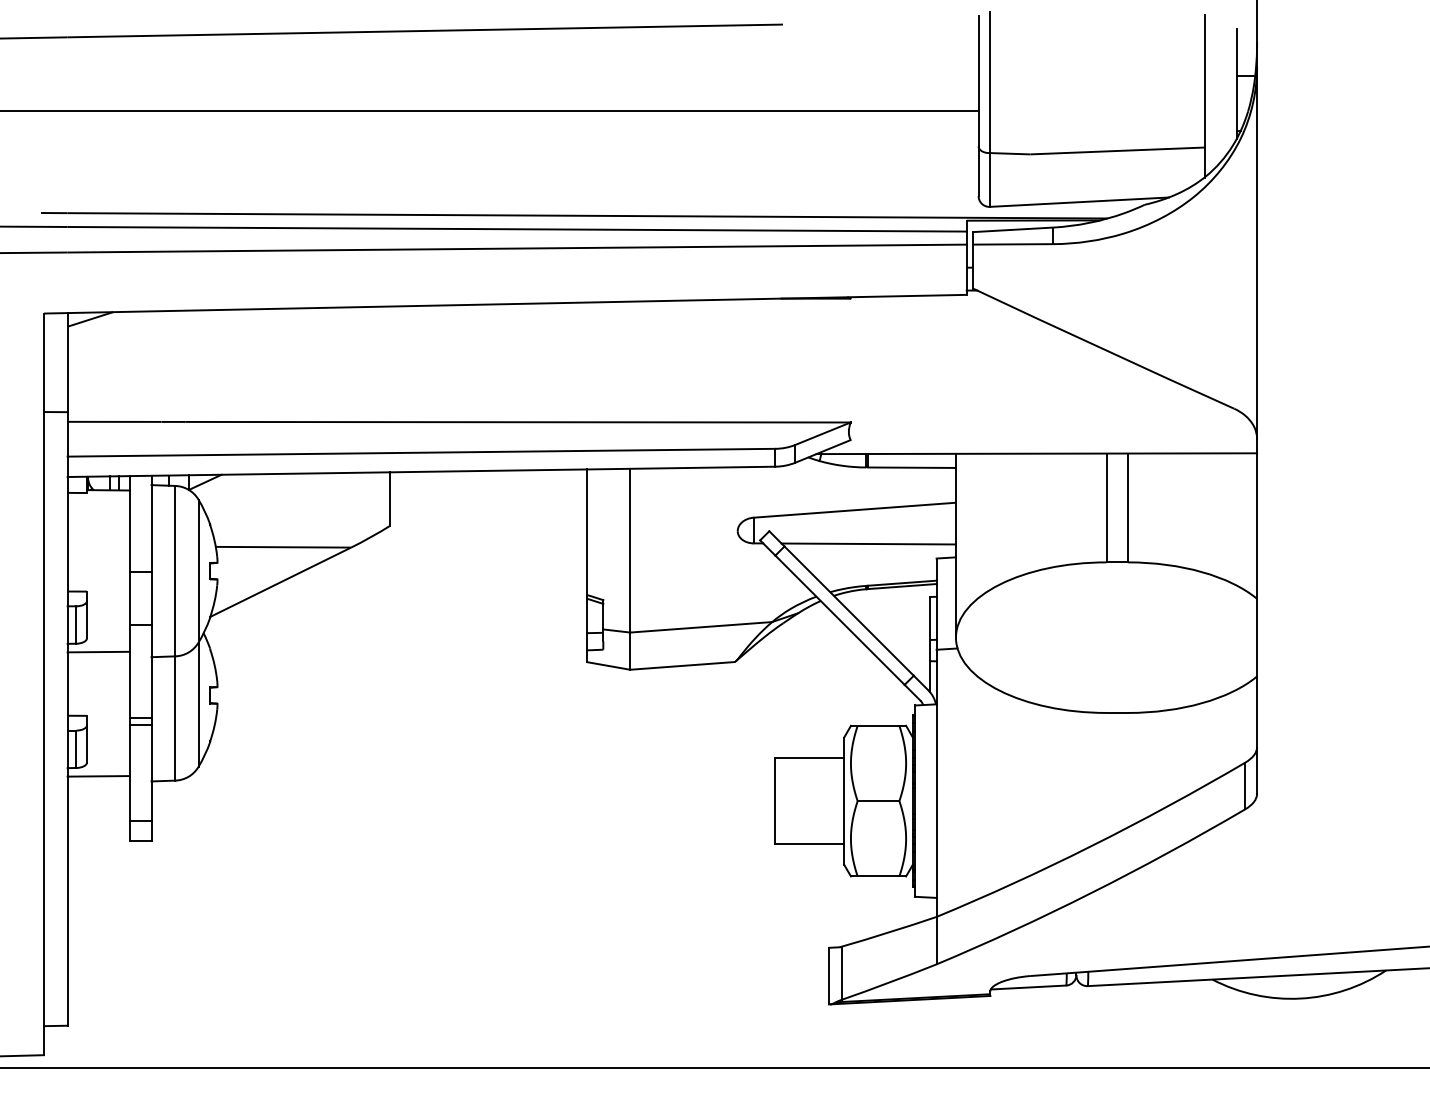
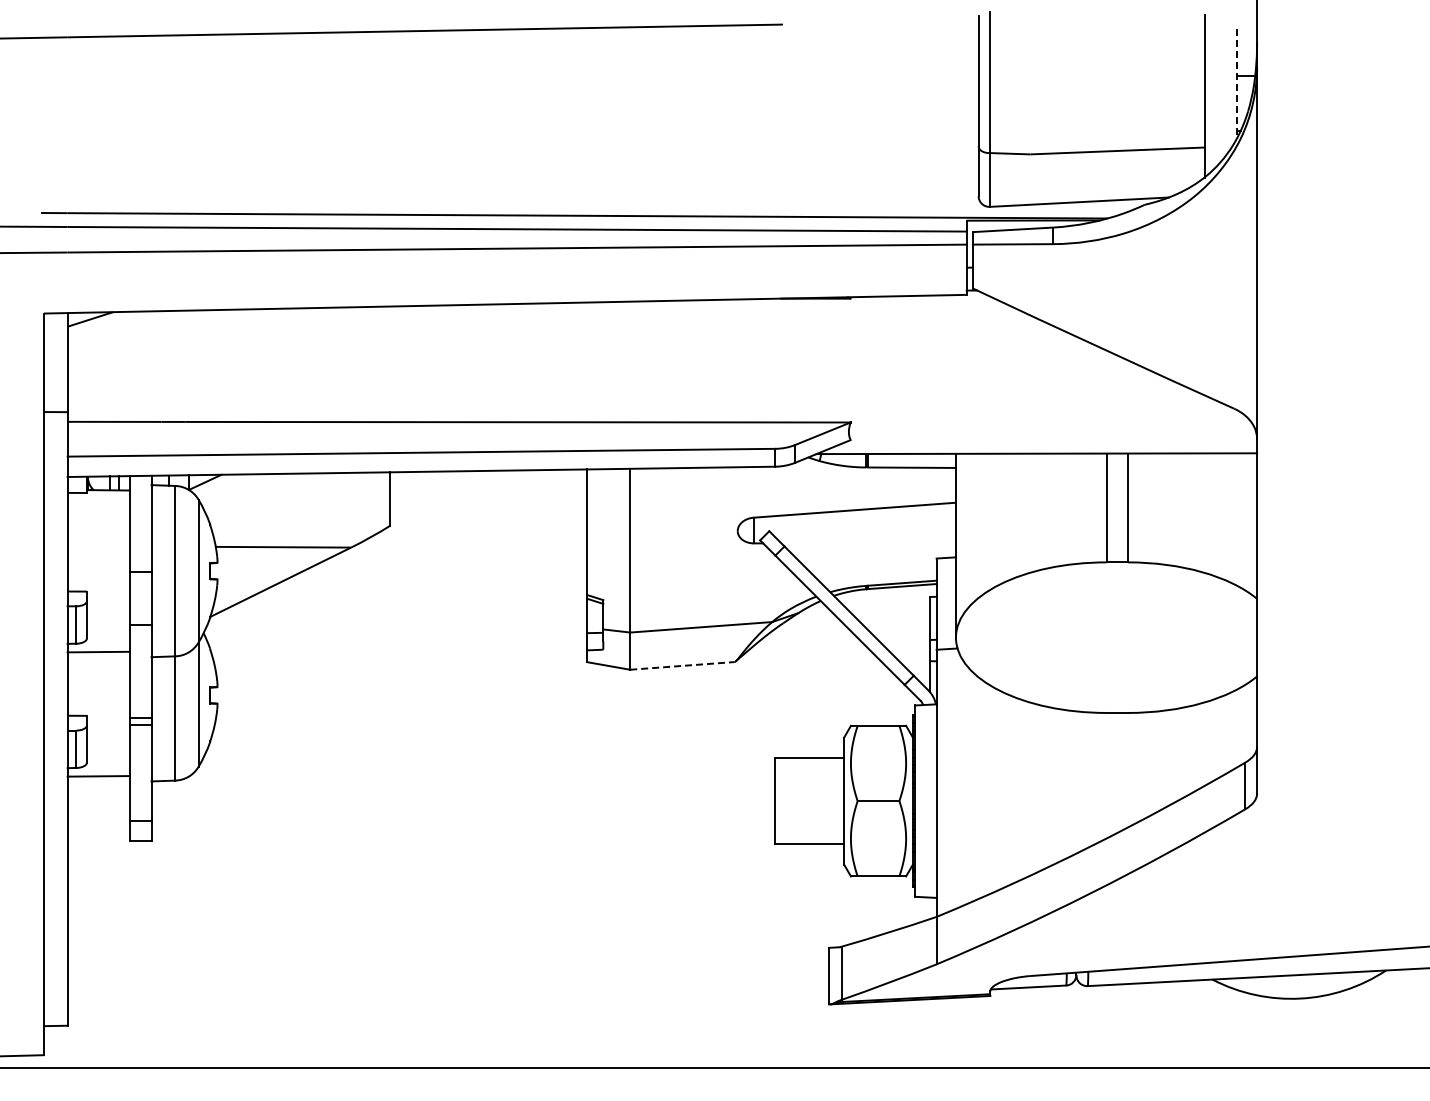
line: solid -> dashed (1236, 84)
line: present -> none (490, 110)
line: present -> none (868, 543)
line: solid -> dashed (682, 665)
